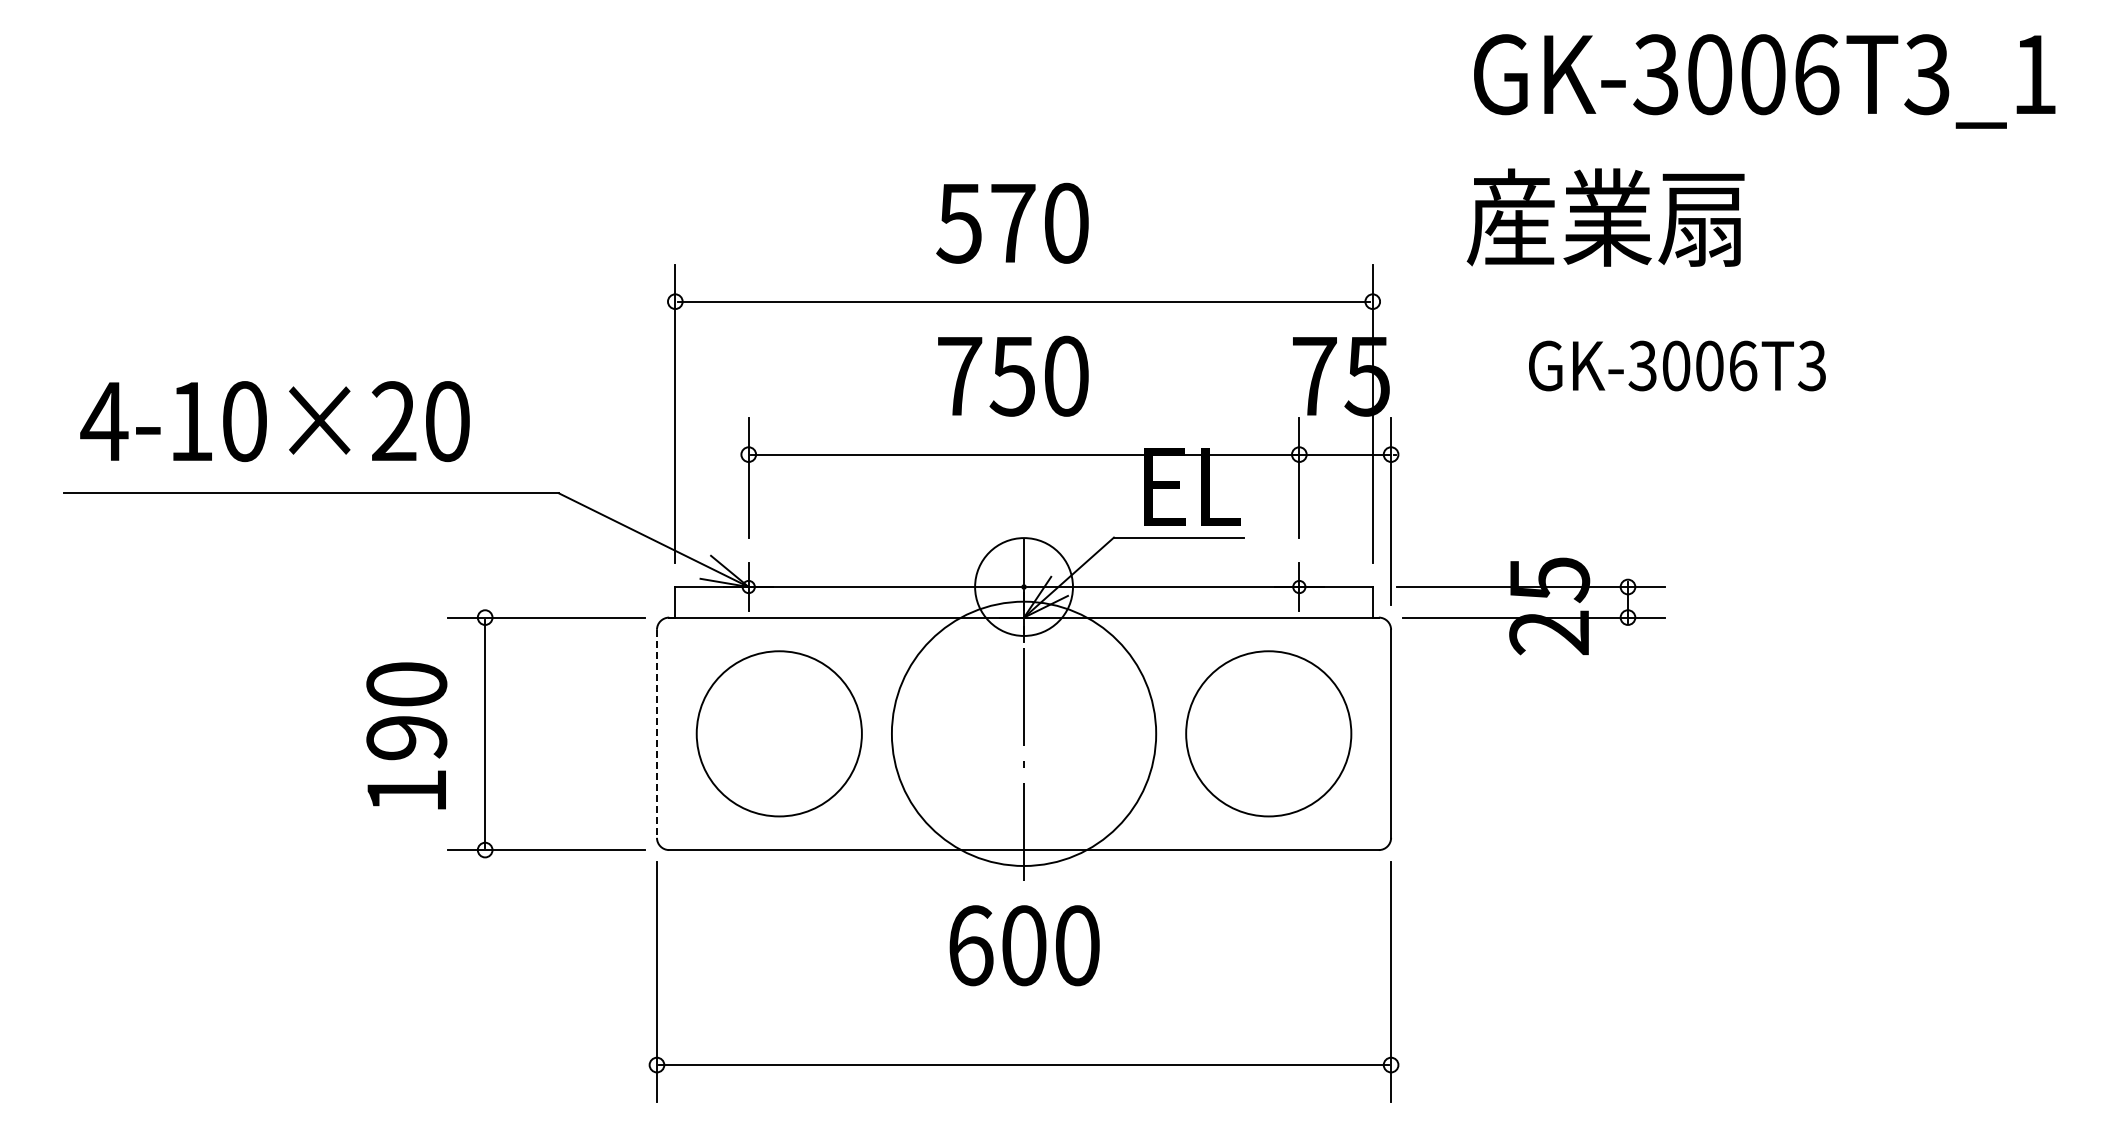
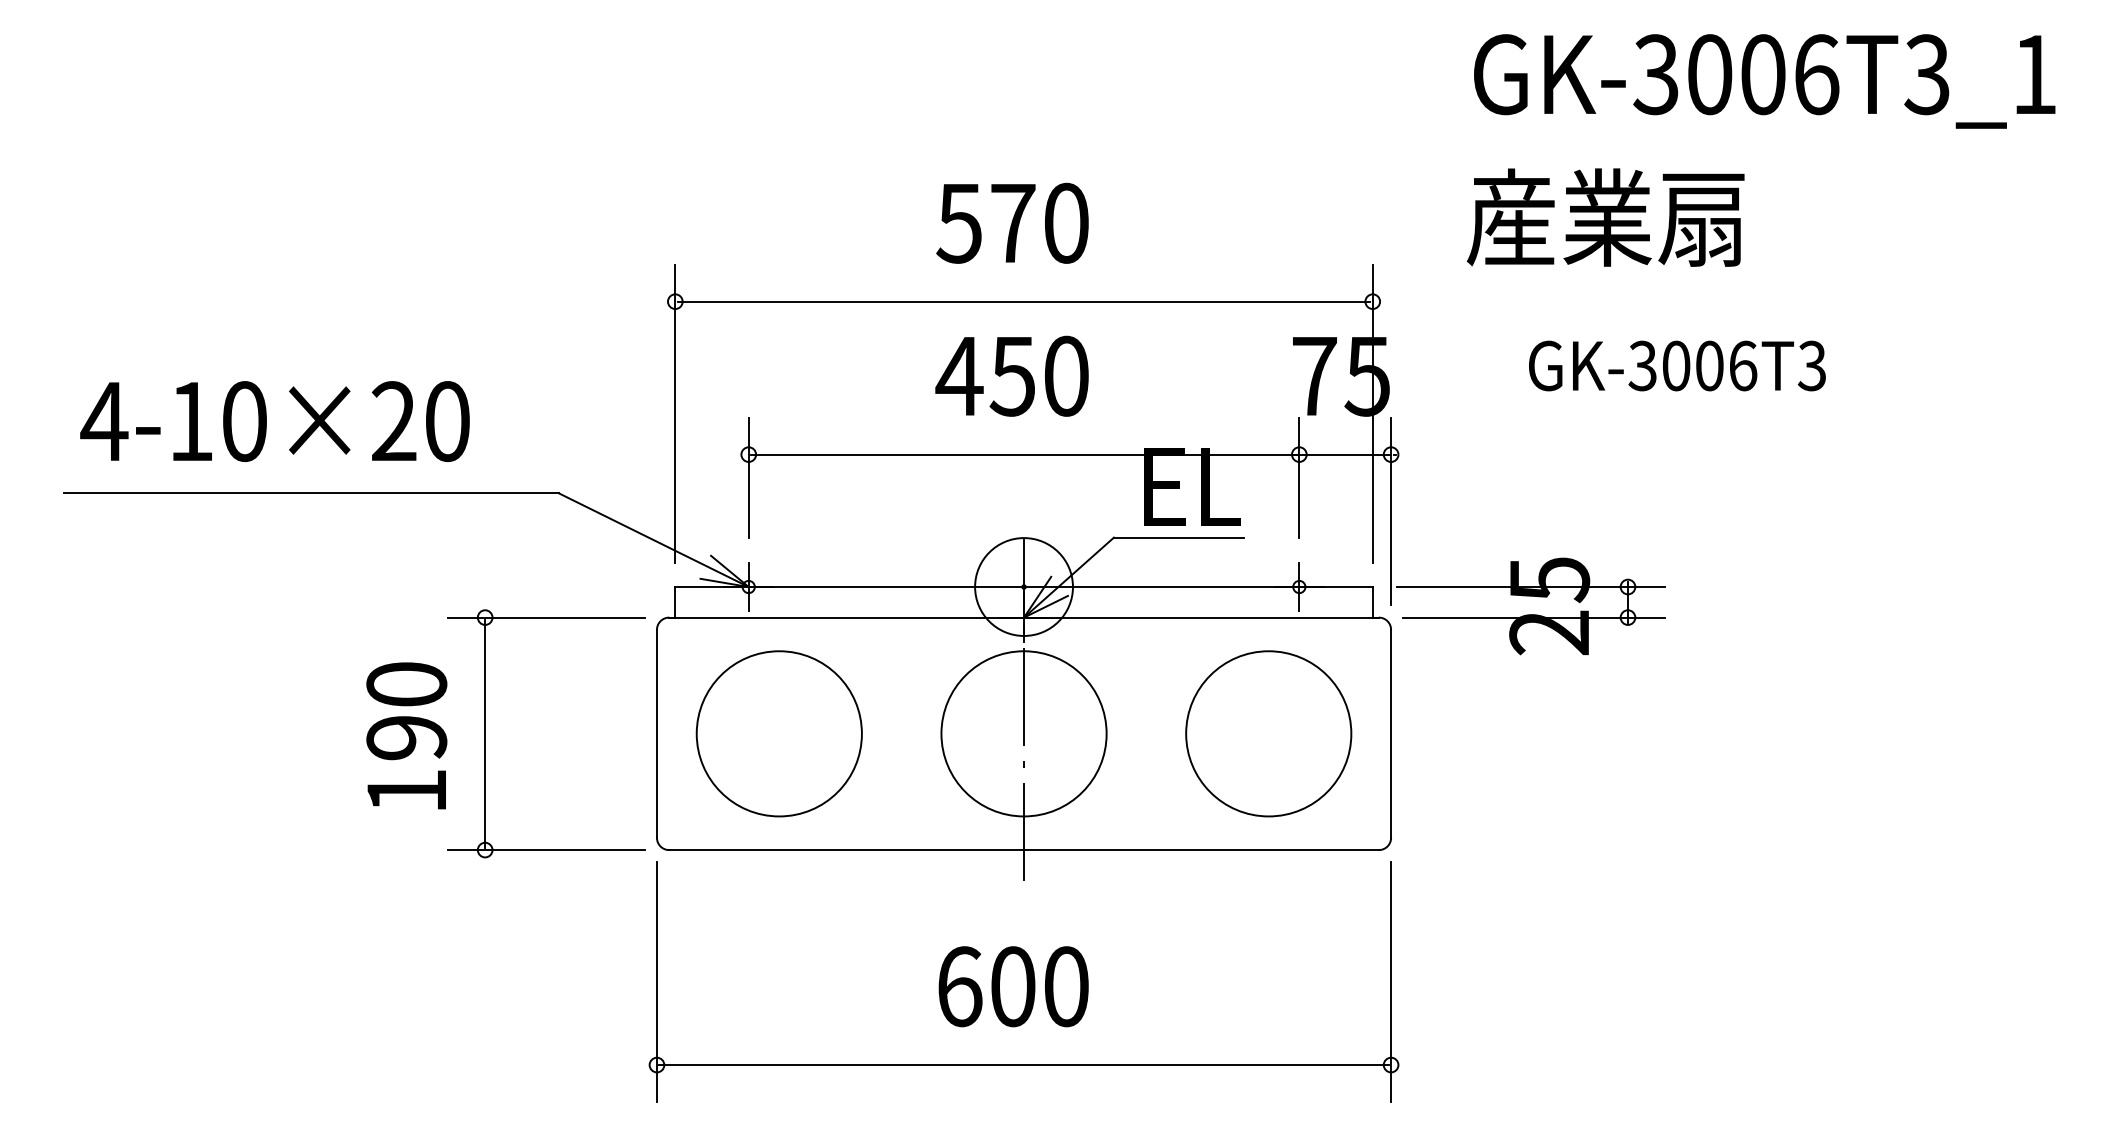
text: 750 -> 450 (959, 376)
circle diameter: 264 px -> 165 px (1023, 733)
line: dashed -> solid (656, 734)
text position: (1024, 945) -> (1013, 986) (1013, 986)
